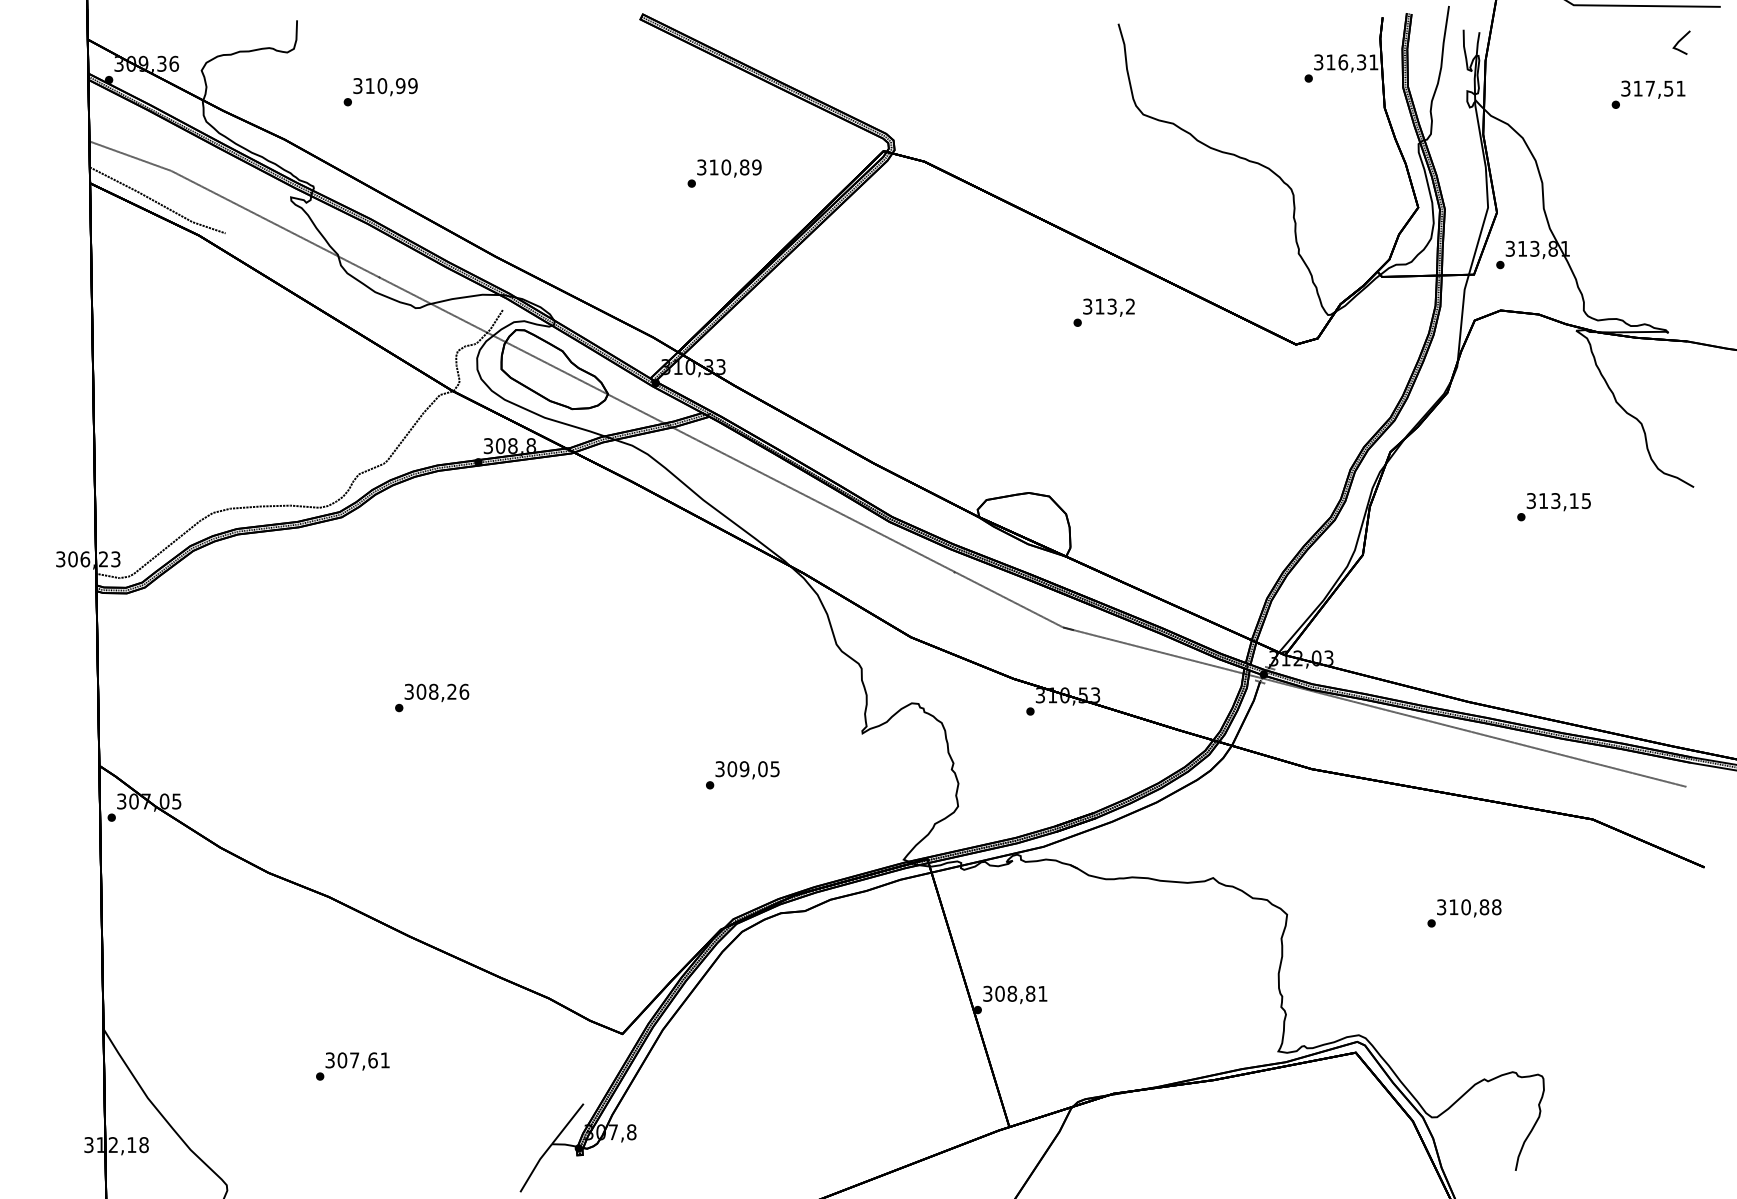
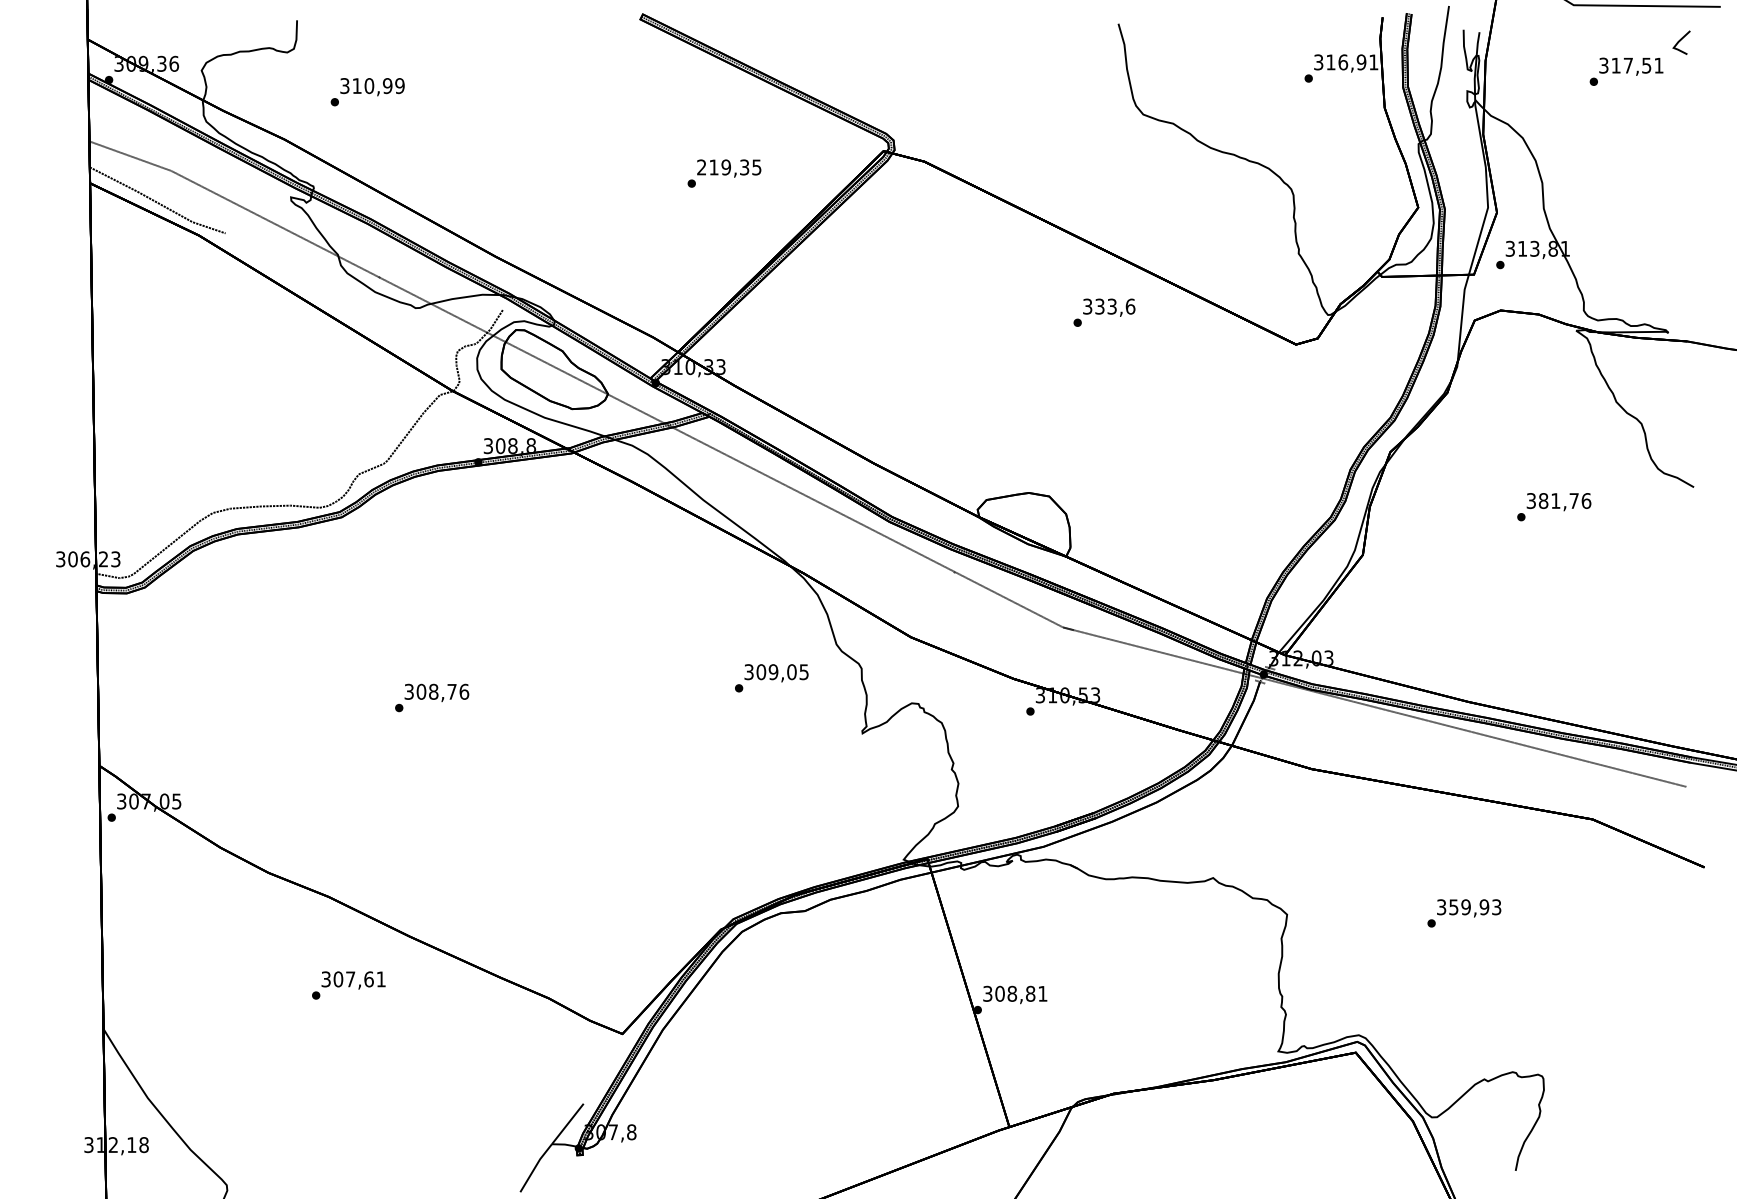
text: 316,31 -> 316,91 (1361, 62)
text position: (380, 92) -> (367, 92) (367, 92)
text position: (1648, 94) -> (1626, 71) (1626, 71)
text: 310,89 -> 219,35 (729, 167)
text: 313,2 -> 333,6 (1115, 306)
text: 313,15 -> 381,76 (1564, 501)
text: 308,26 -> 308,76 (451, 691)
text position: (742, 775) -> (771, 678) (771, 678)
text: 310,88 -> 359,93 (1475, 907)
text position: (352, 1066) -> (348, 985) (348, 985)
